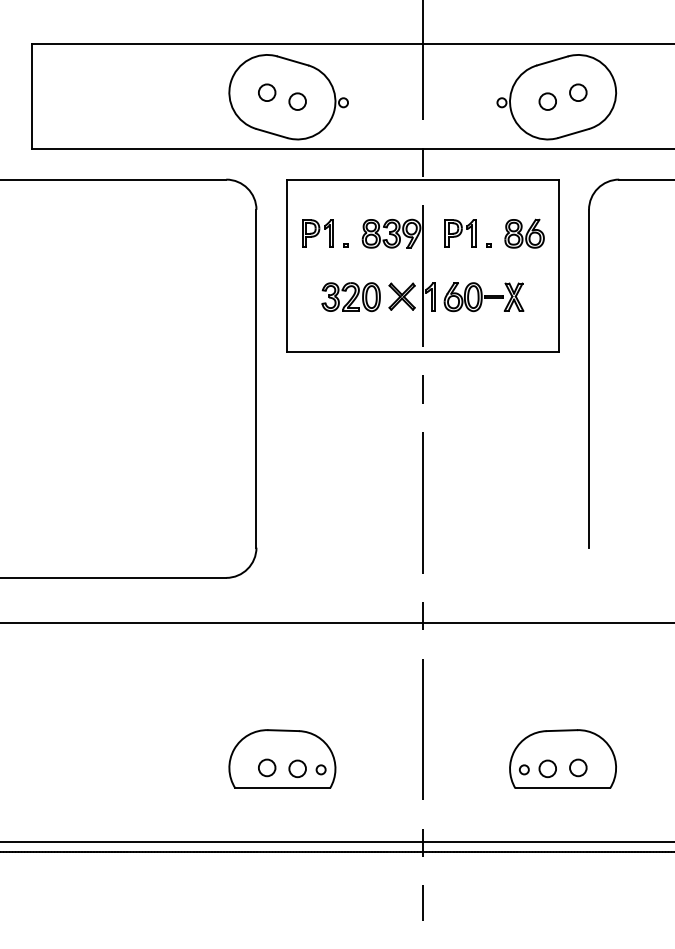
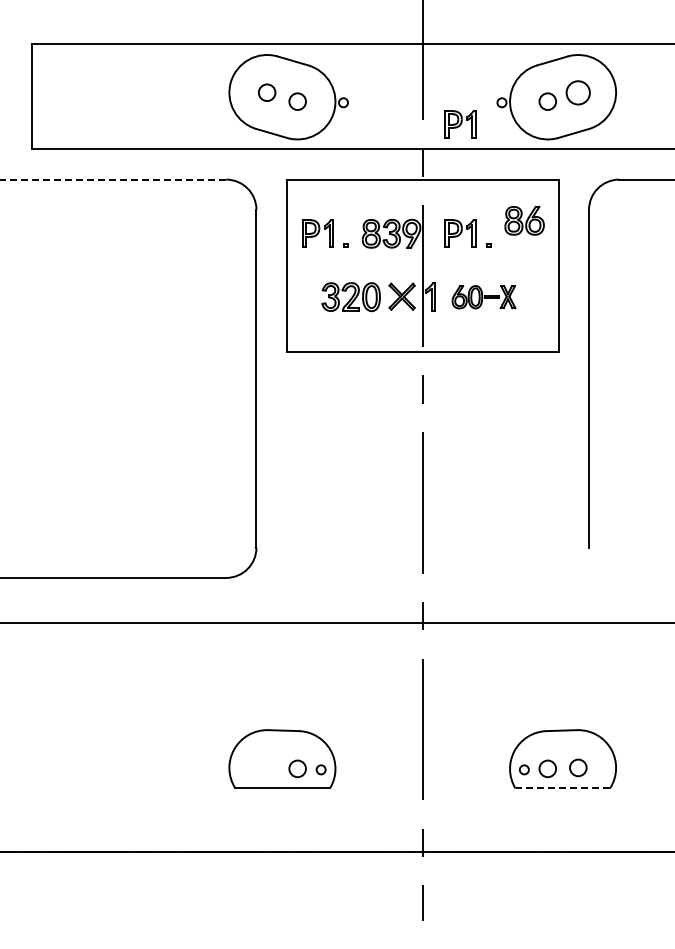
circle size: 19x19 px -> 26x26 px (577, 92)
part: none -> present (460, 124)
line: solid -> dashed (113, 179)
part position: (524, 233) -> (524, 220) (524, 220)
part size: 82x31 px -> 66x25 px (483, 297)
circle: present -> none (267, 767)
line: solid -> dashed (562, 788)
line: present -> none (336, 841)
